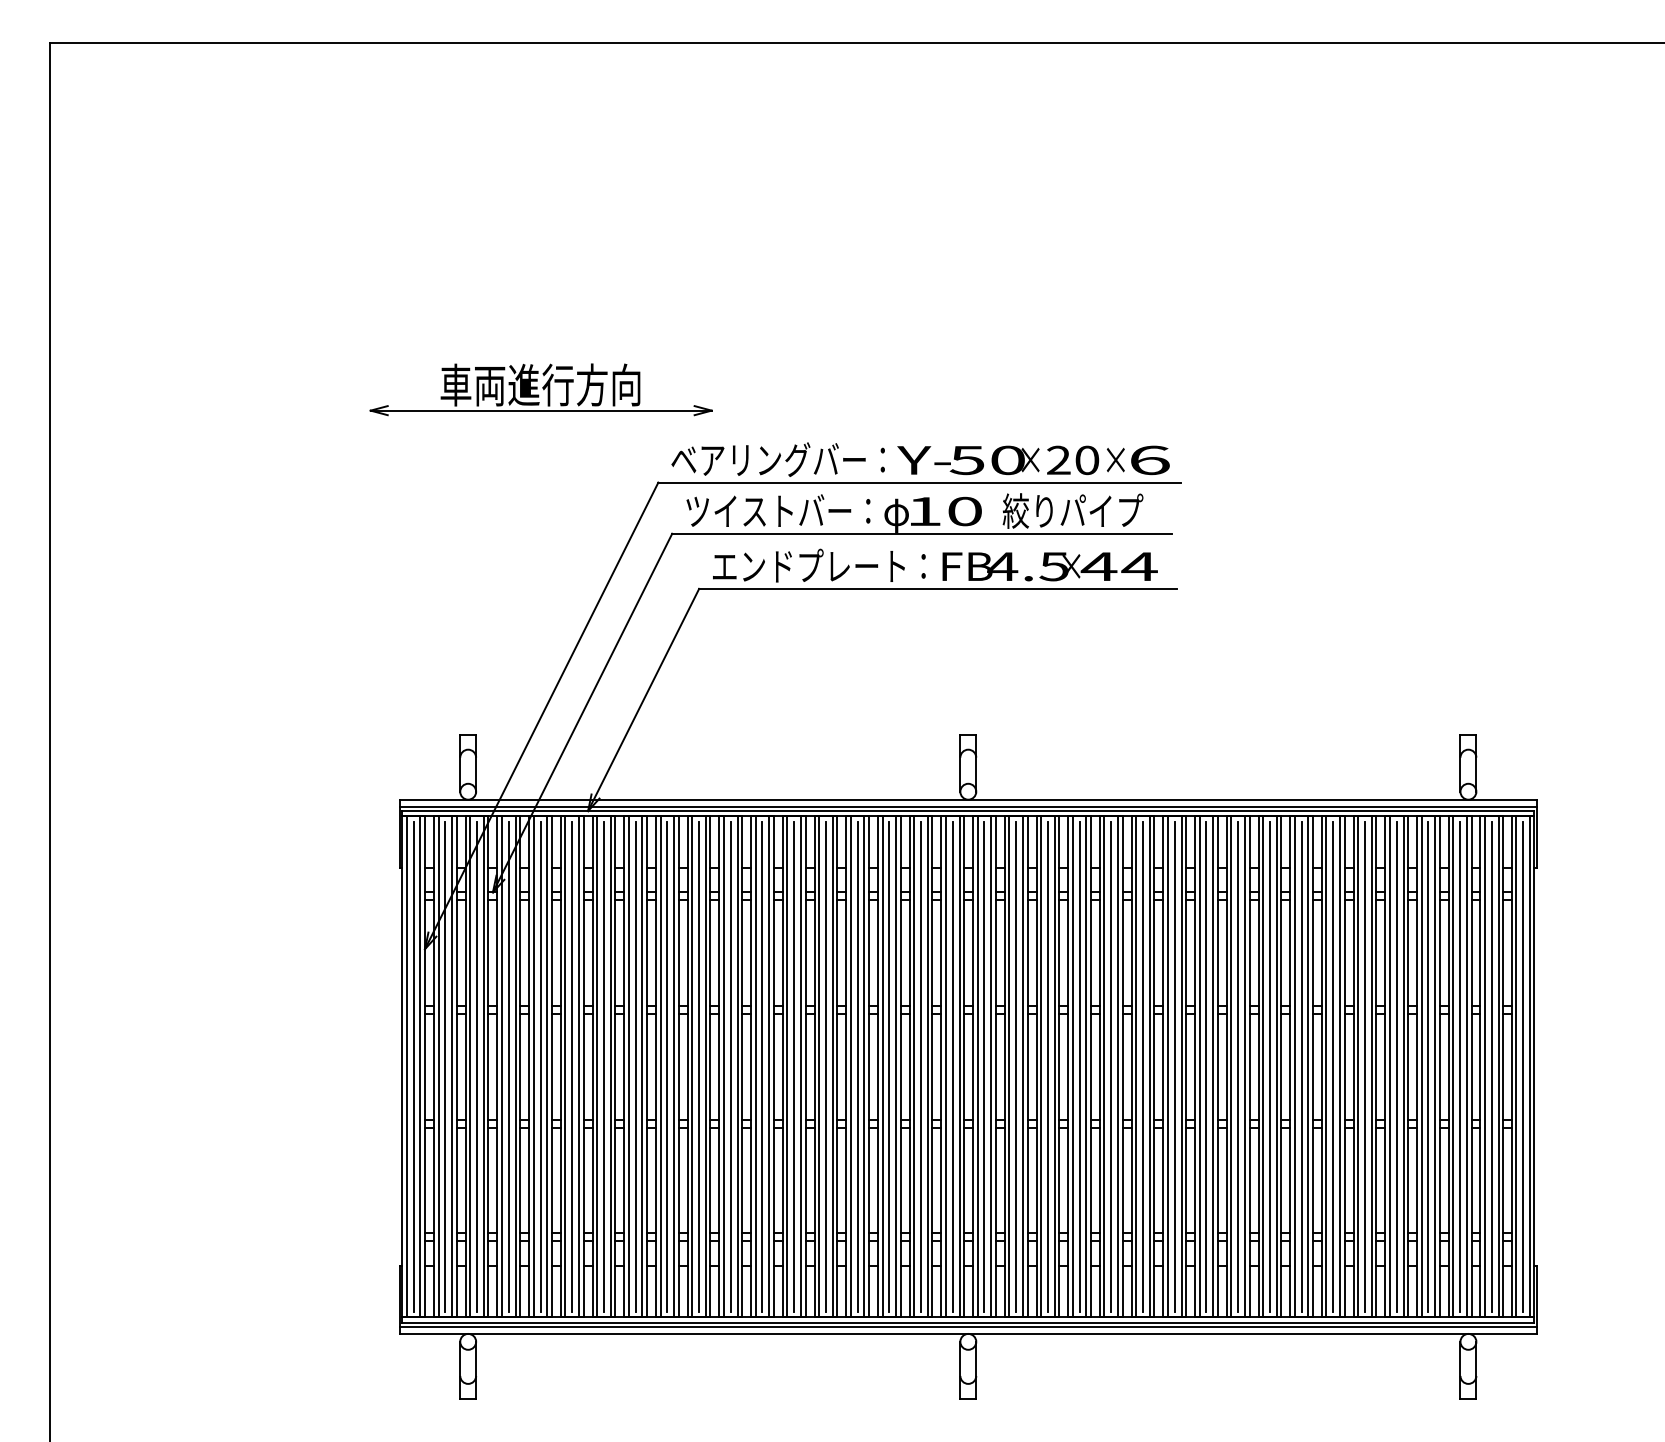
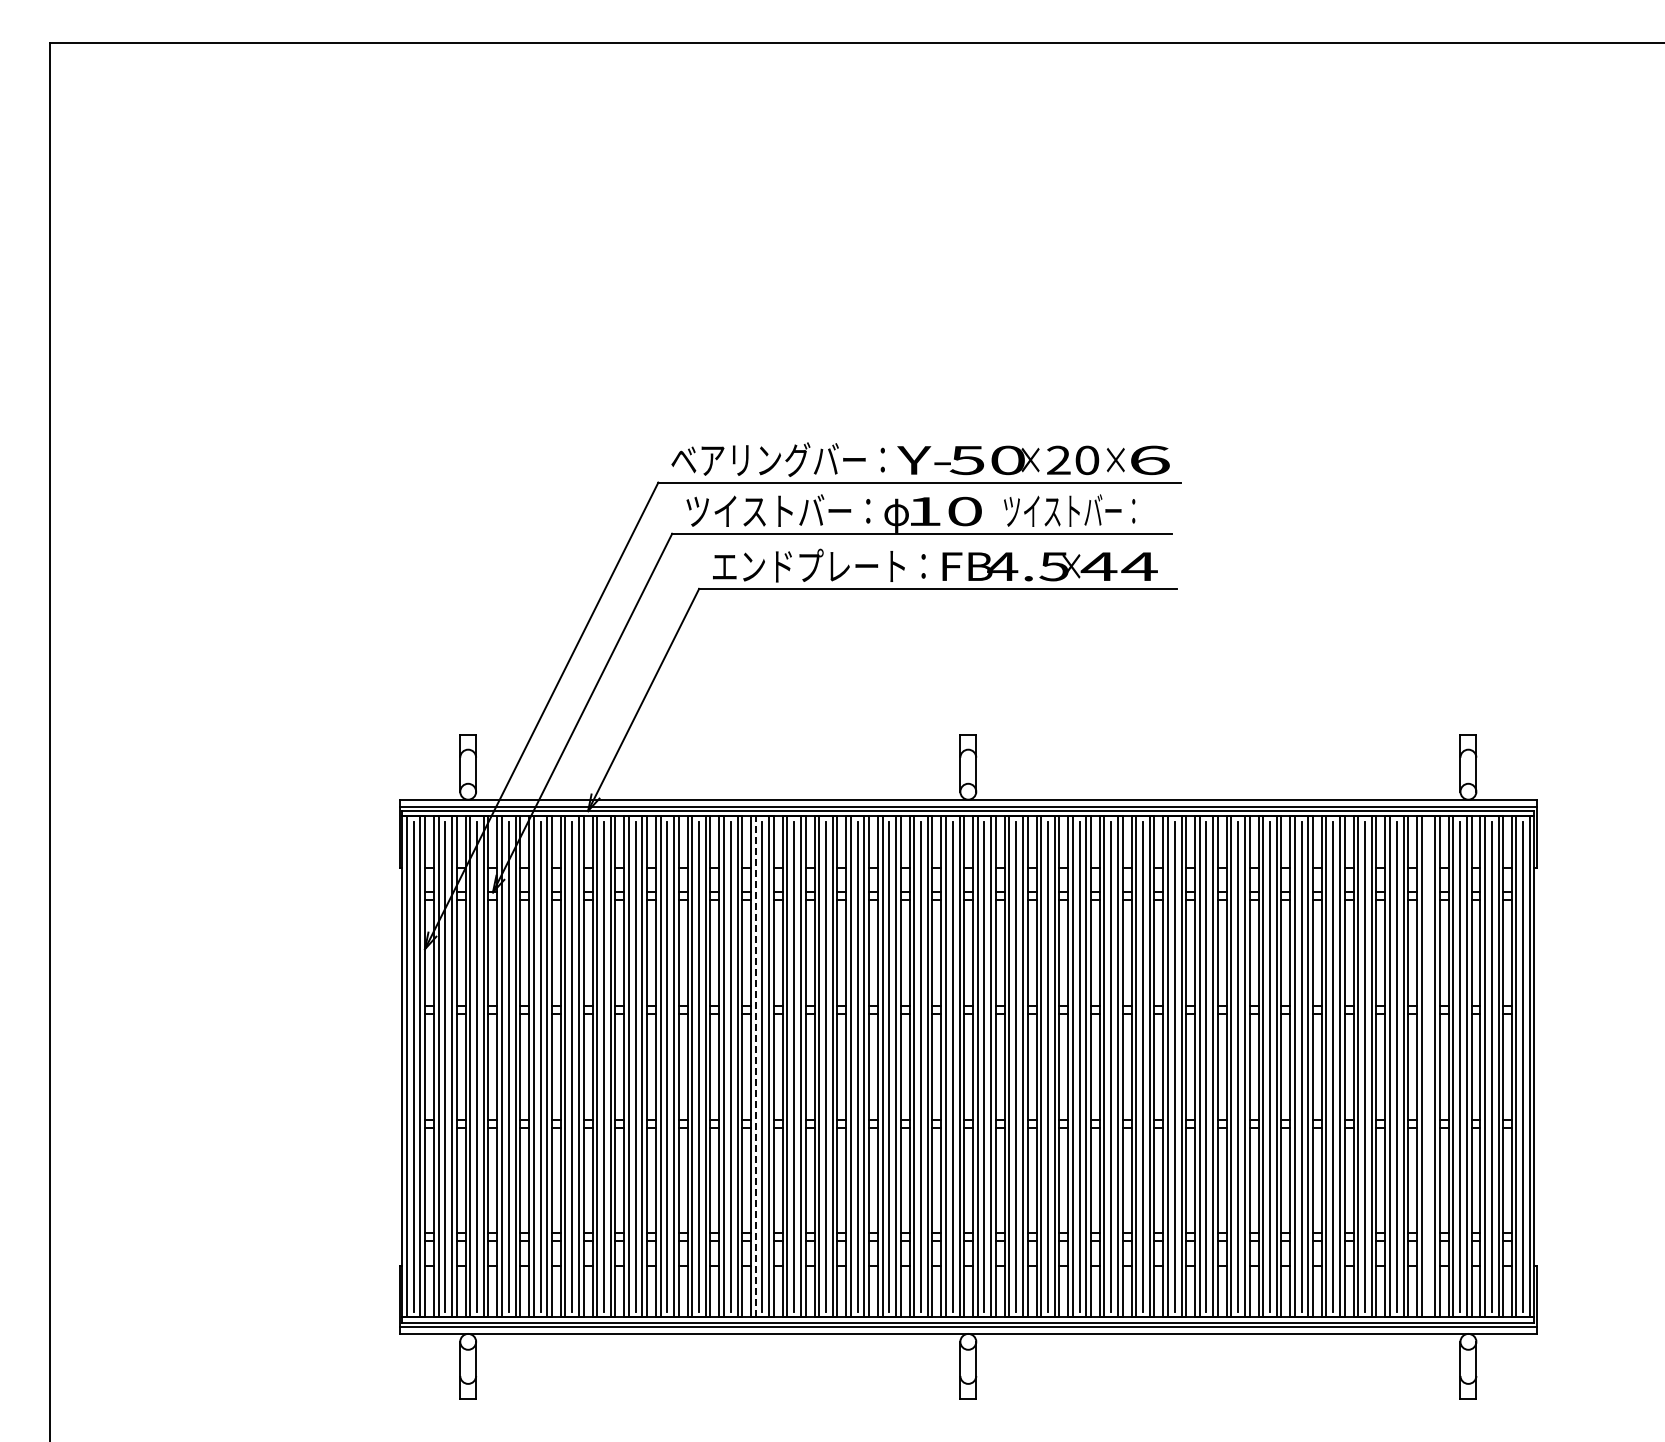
part: present -> none (540, 389)
text: 絞りパイプ -> ツイストバー： (1072, 510)
line: solid -> dashed (755, 1066)
line: present -> none (1428, 1066)
